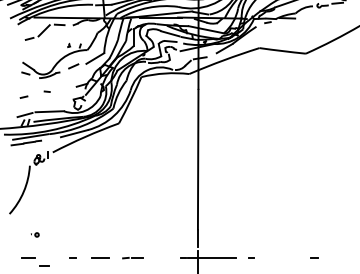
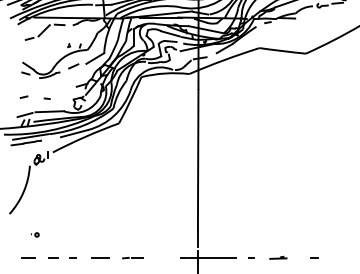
line position: (46, 91) -> (46, 98) (46, 98)
part: none -> present (278, 257)
line position: (44, 265) -> (53, 257) (53, 257)
